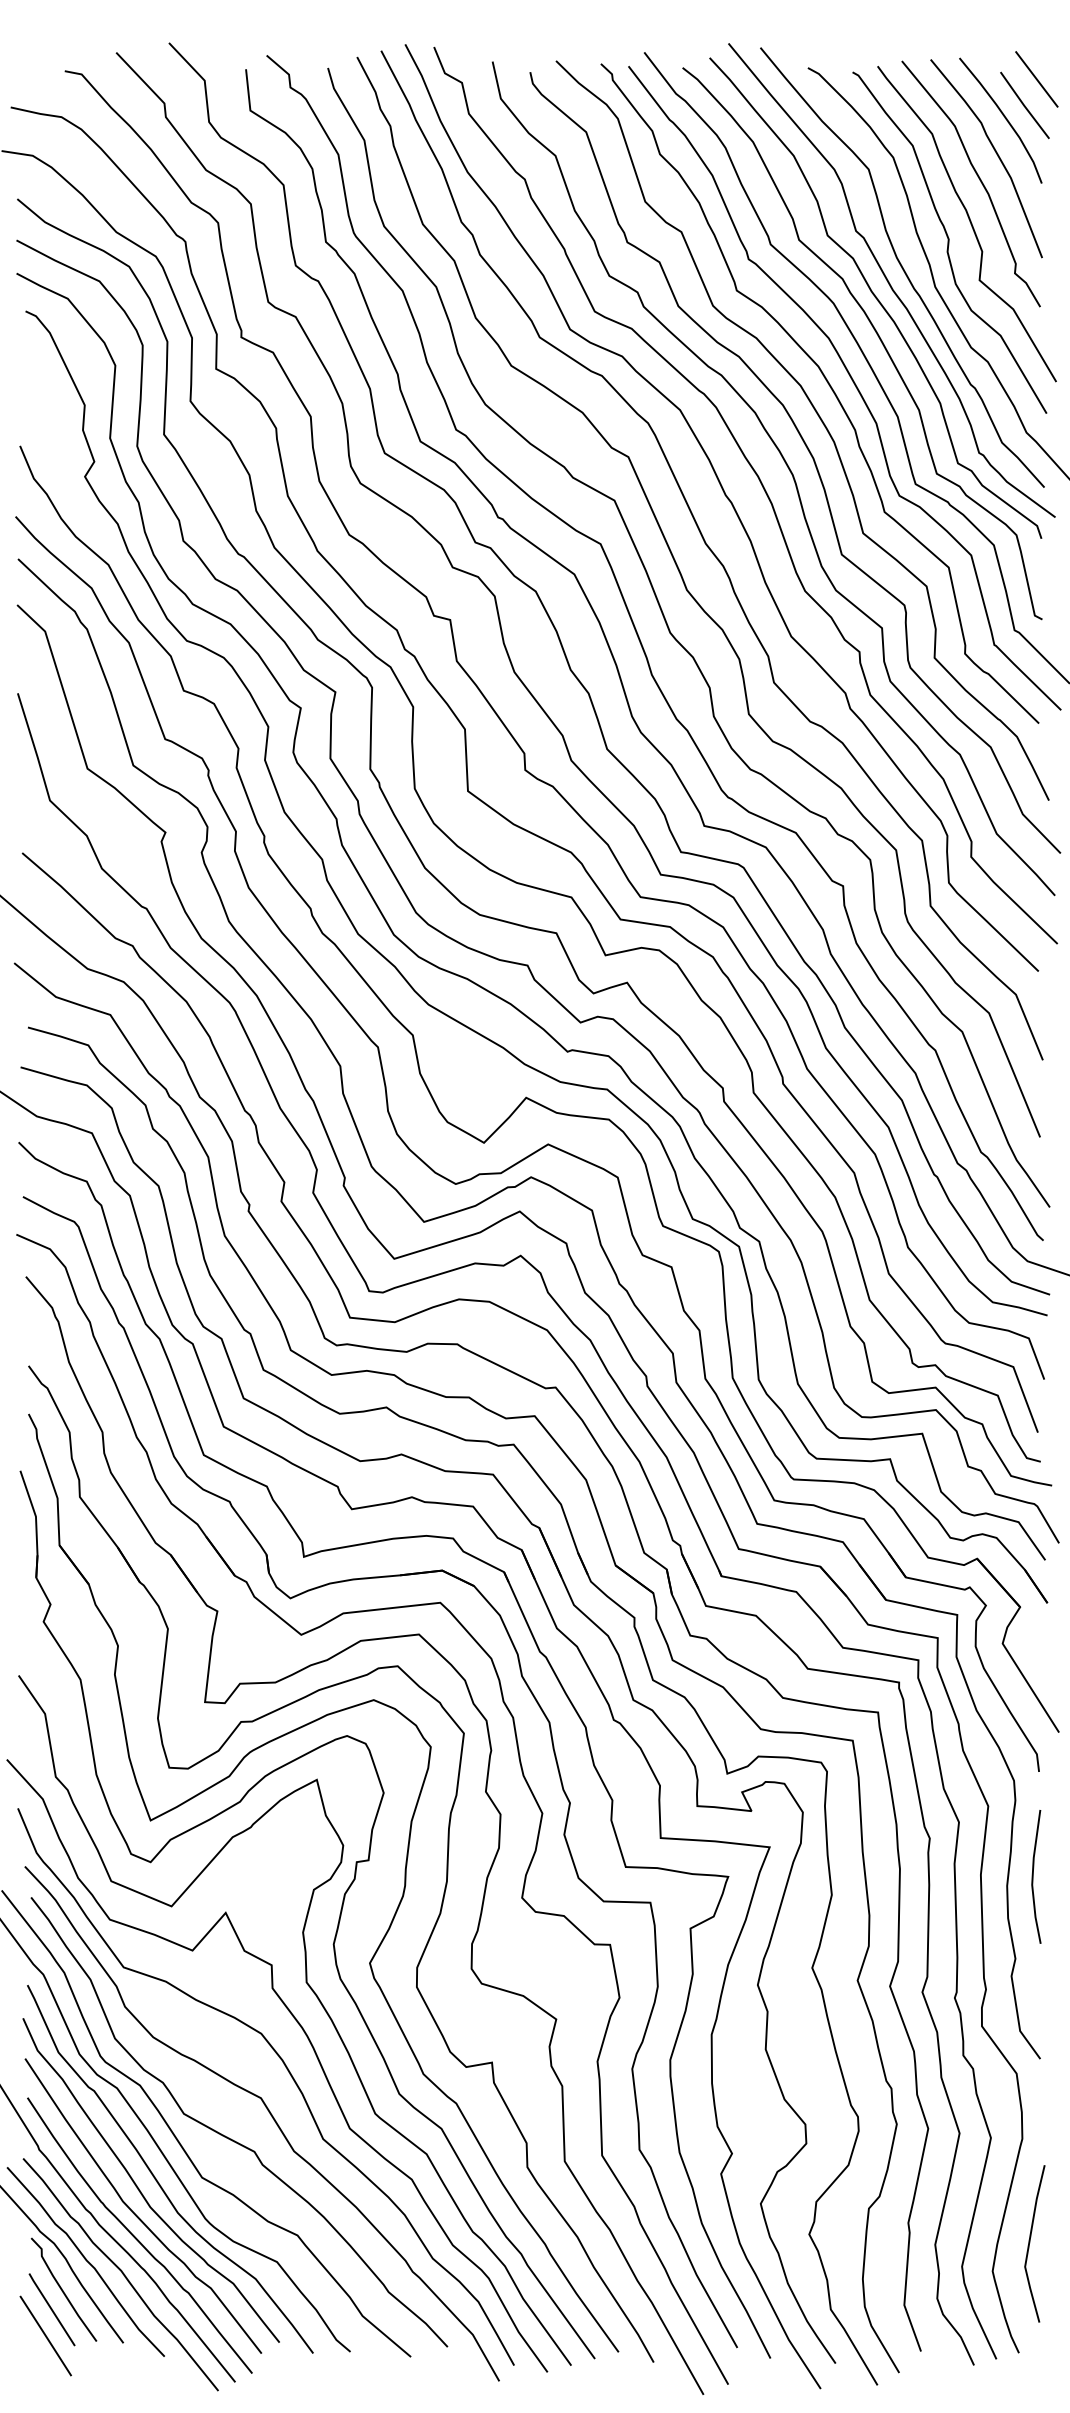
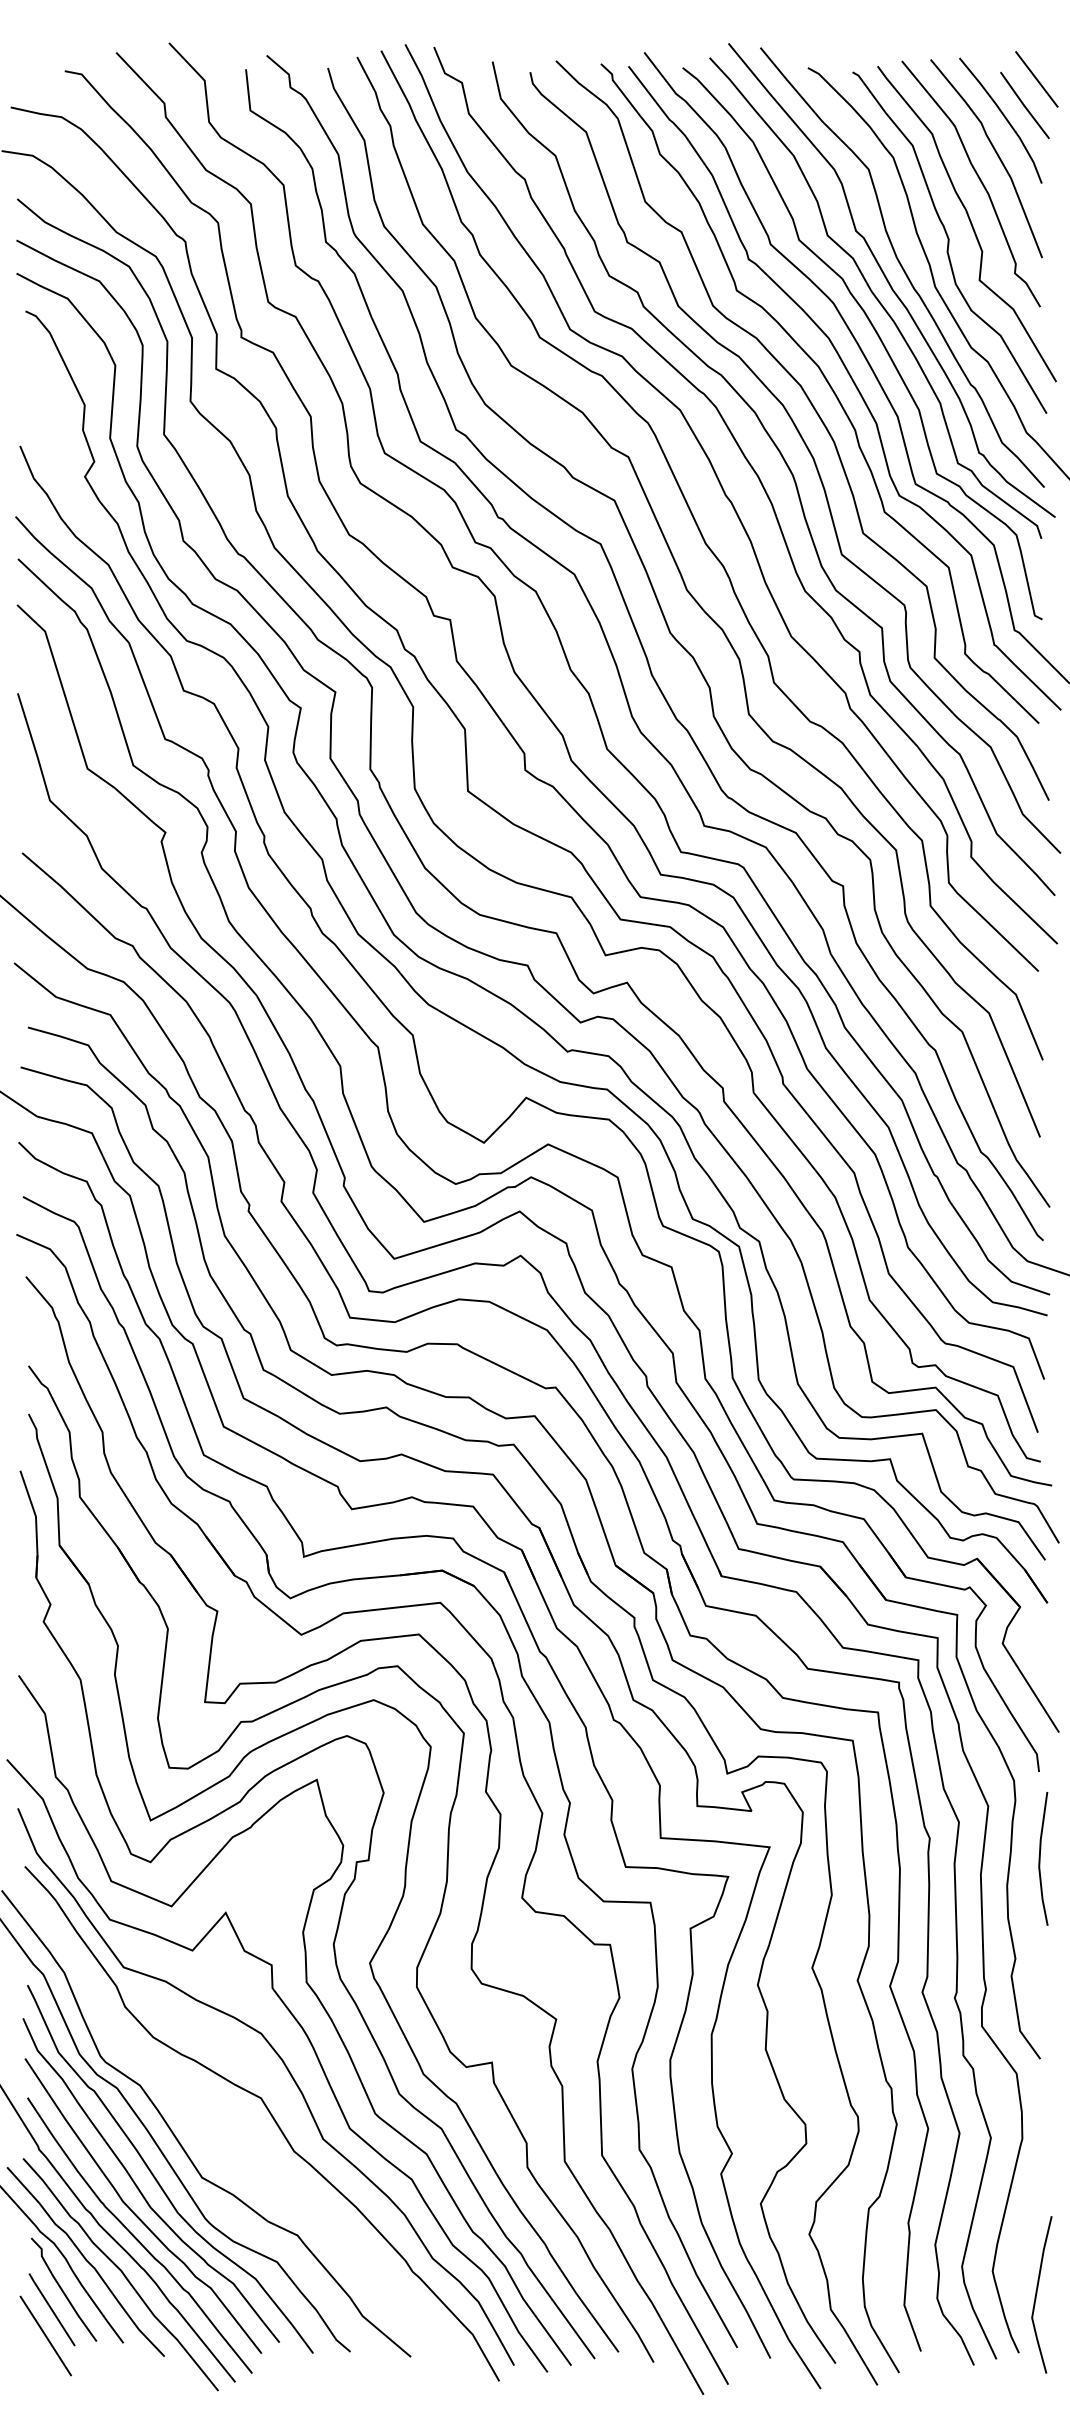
line position: (1033, 1876) -> (1040, 1858) (1040, 1858)
curve: present -> none (231, 2138)
line position: (1030, 2243) -> (1037, 2294) (1037, 2294)
